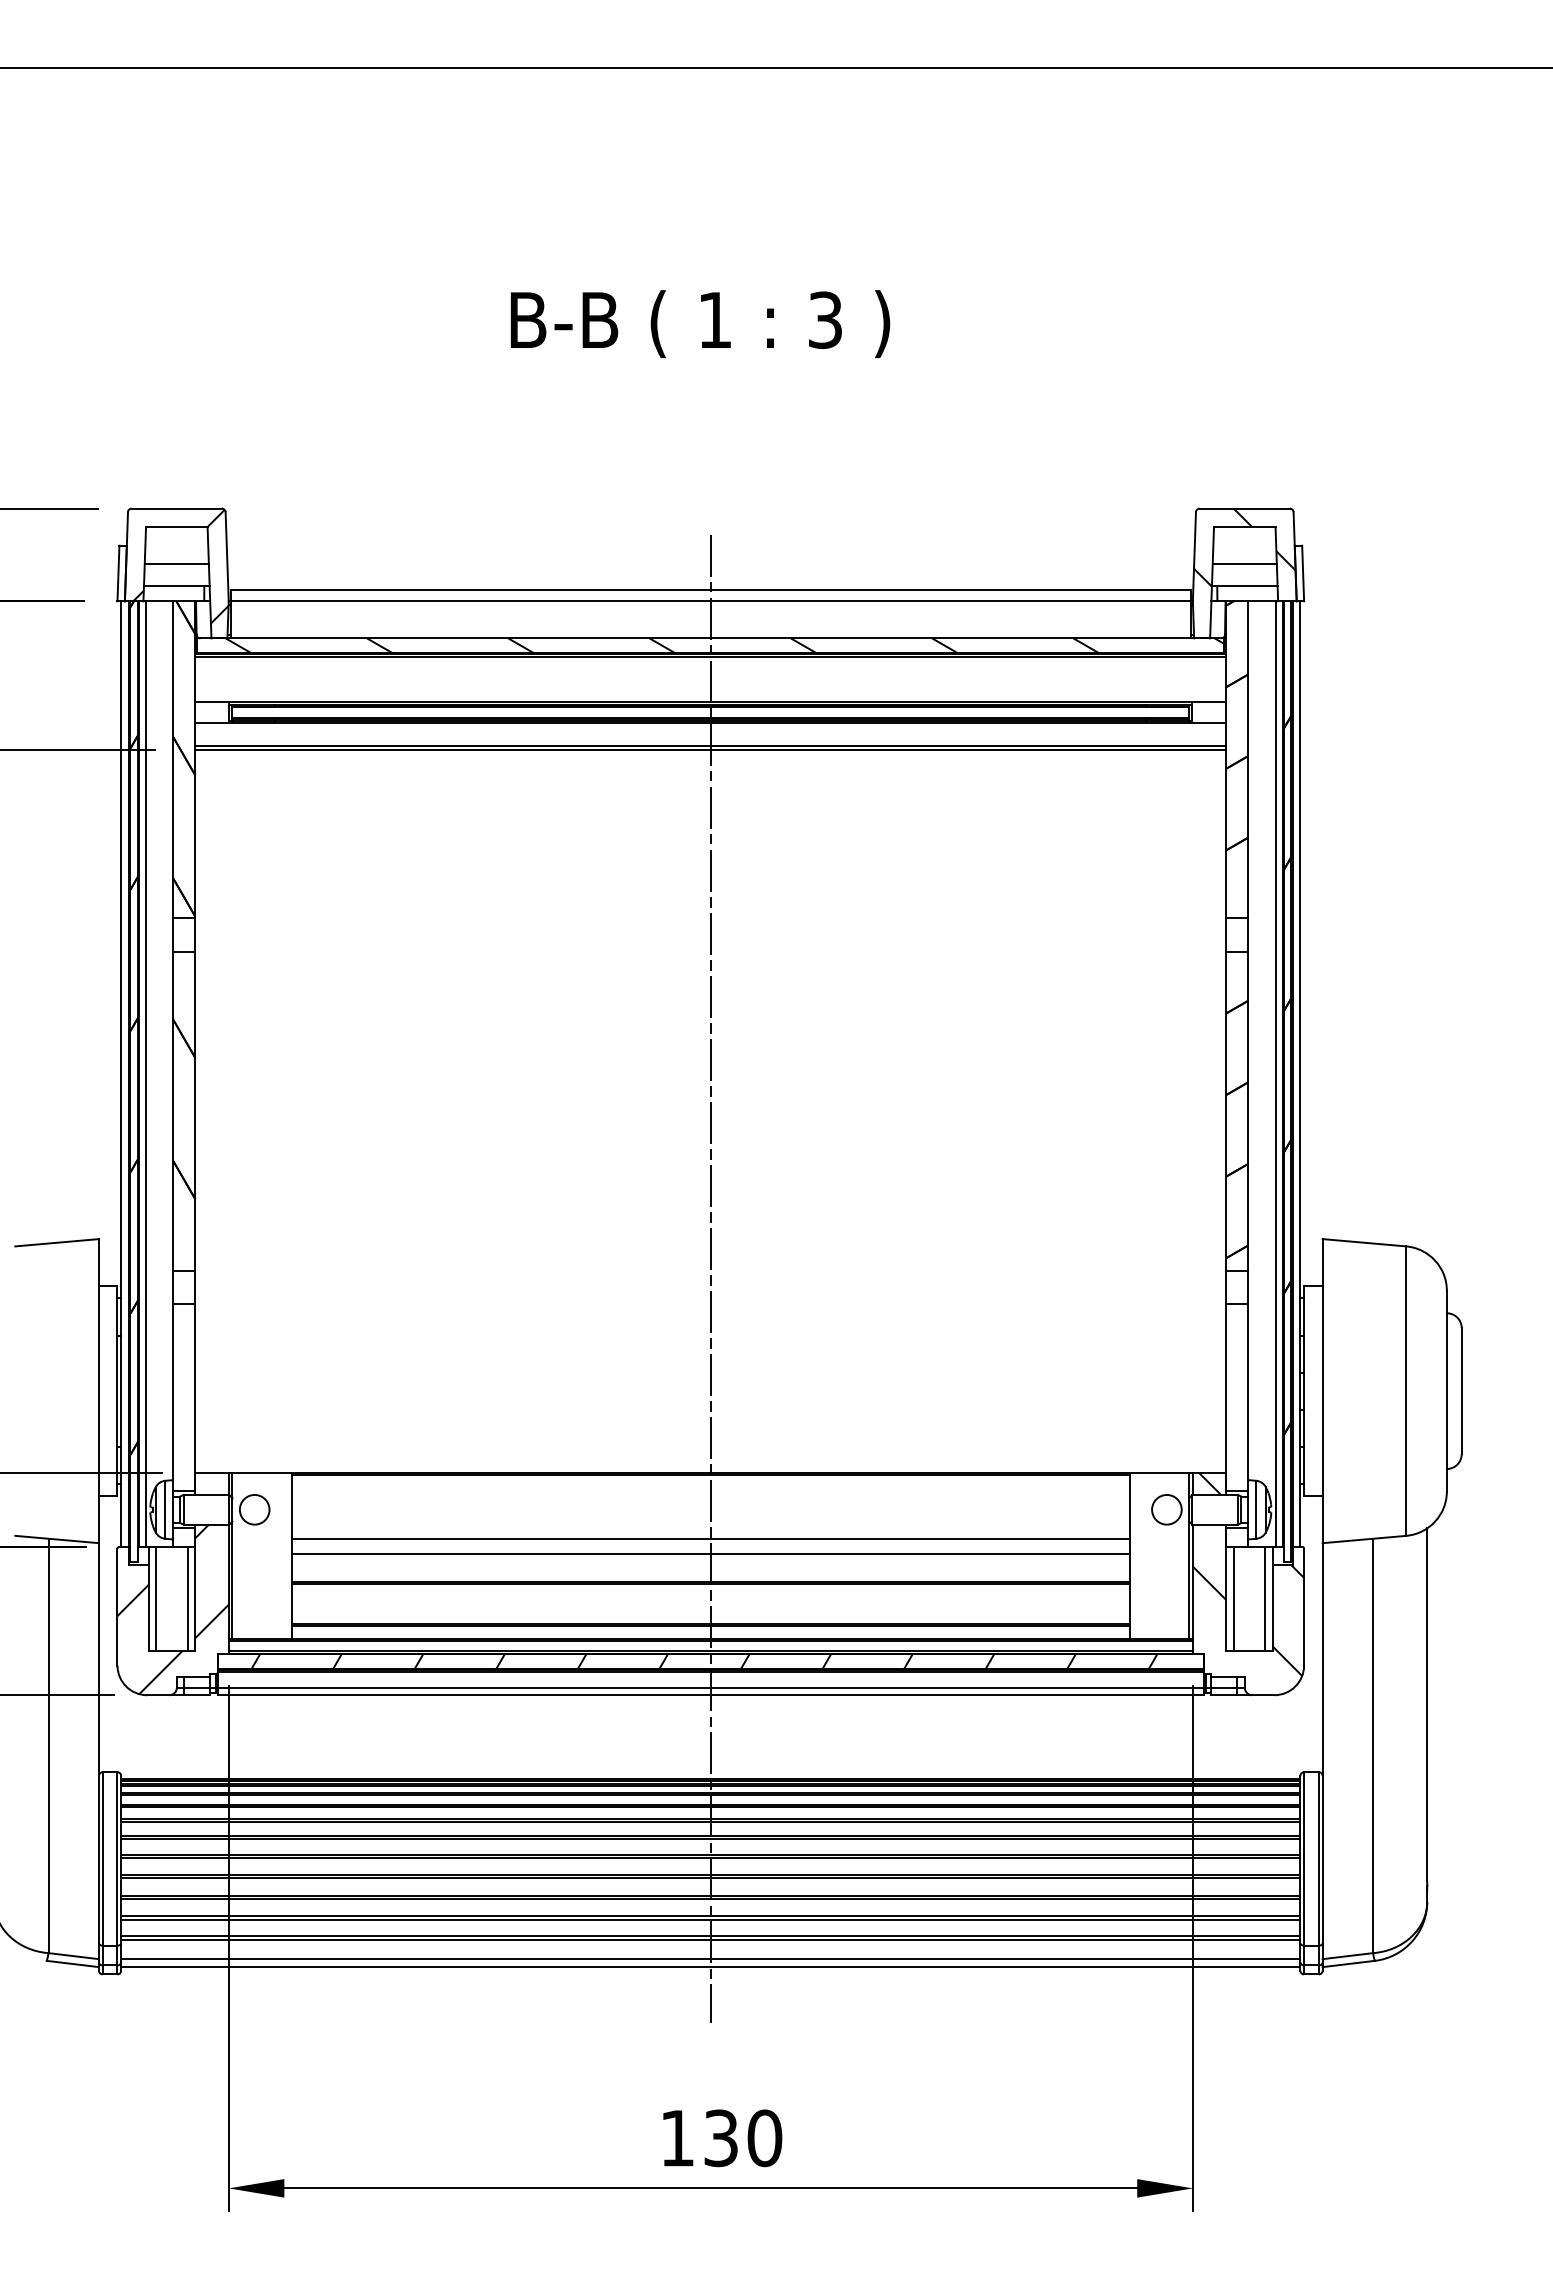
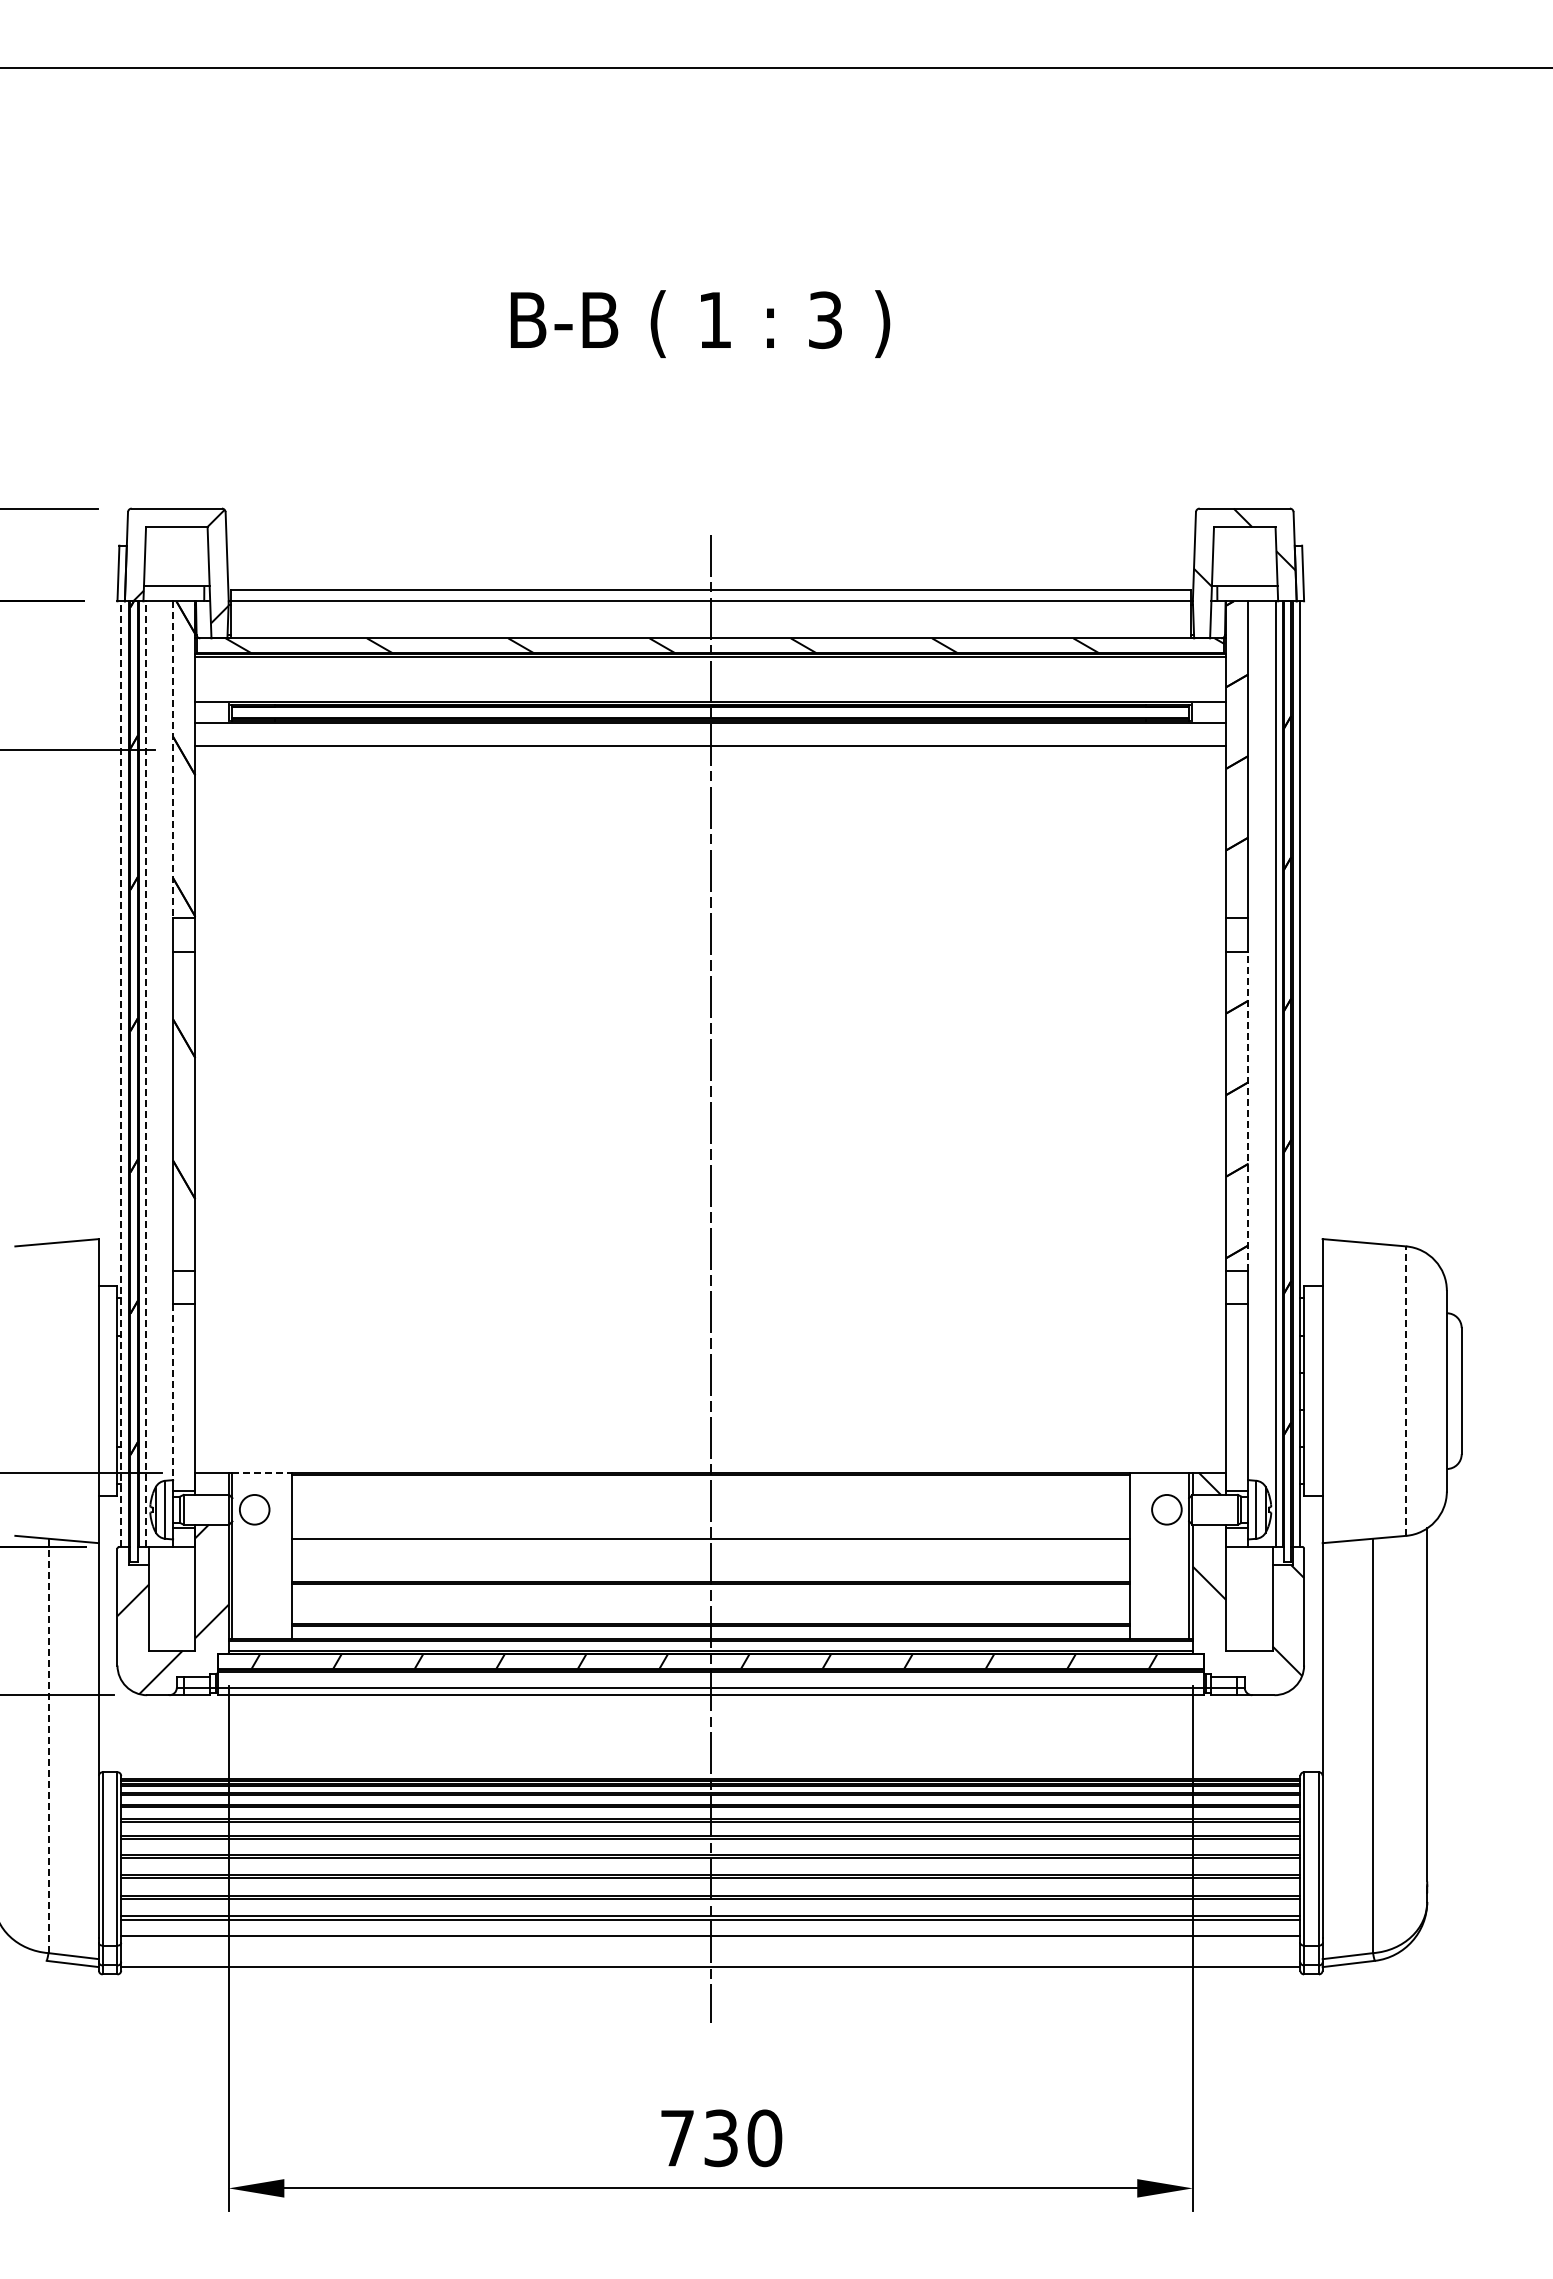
line: present -> none (176, 564)
line: present -> none (1244, 564)
line: present -> none (710, 749)
line: solid -> dashed (173, 759)
line: solid -> dashed (121, 1074)
line: solid -> dashed (146, 1074)
line: solid -> dashed (1248, 1110)
line: solid -> dashed (1406, 1391)
line: solid -> dashed (173, 1392)
line: solid -> dashed (262, 1472)
line: present -> none (710, 1554)
line: present -> none (156, 1598)
line: present -> none (187, 1598)
line: present -> none (1233, 1598)
line: present -> none (1265, 1598)
line: solid -> dashed (48, 1745)
line: present -> none (710, 1939)
line: present -> none (710, 1959)
text: 130 -> 730 (677, 2138)
